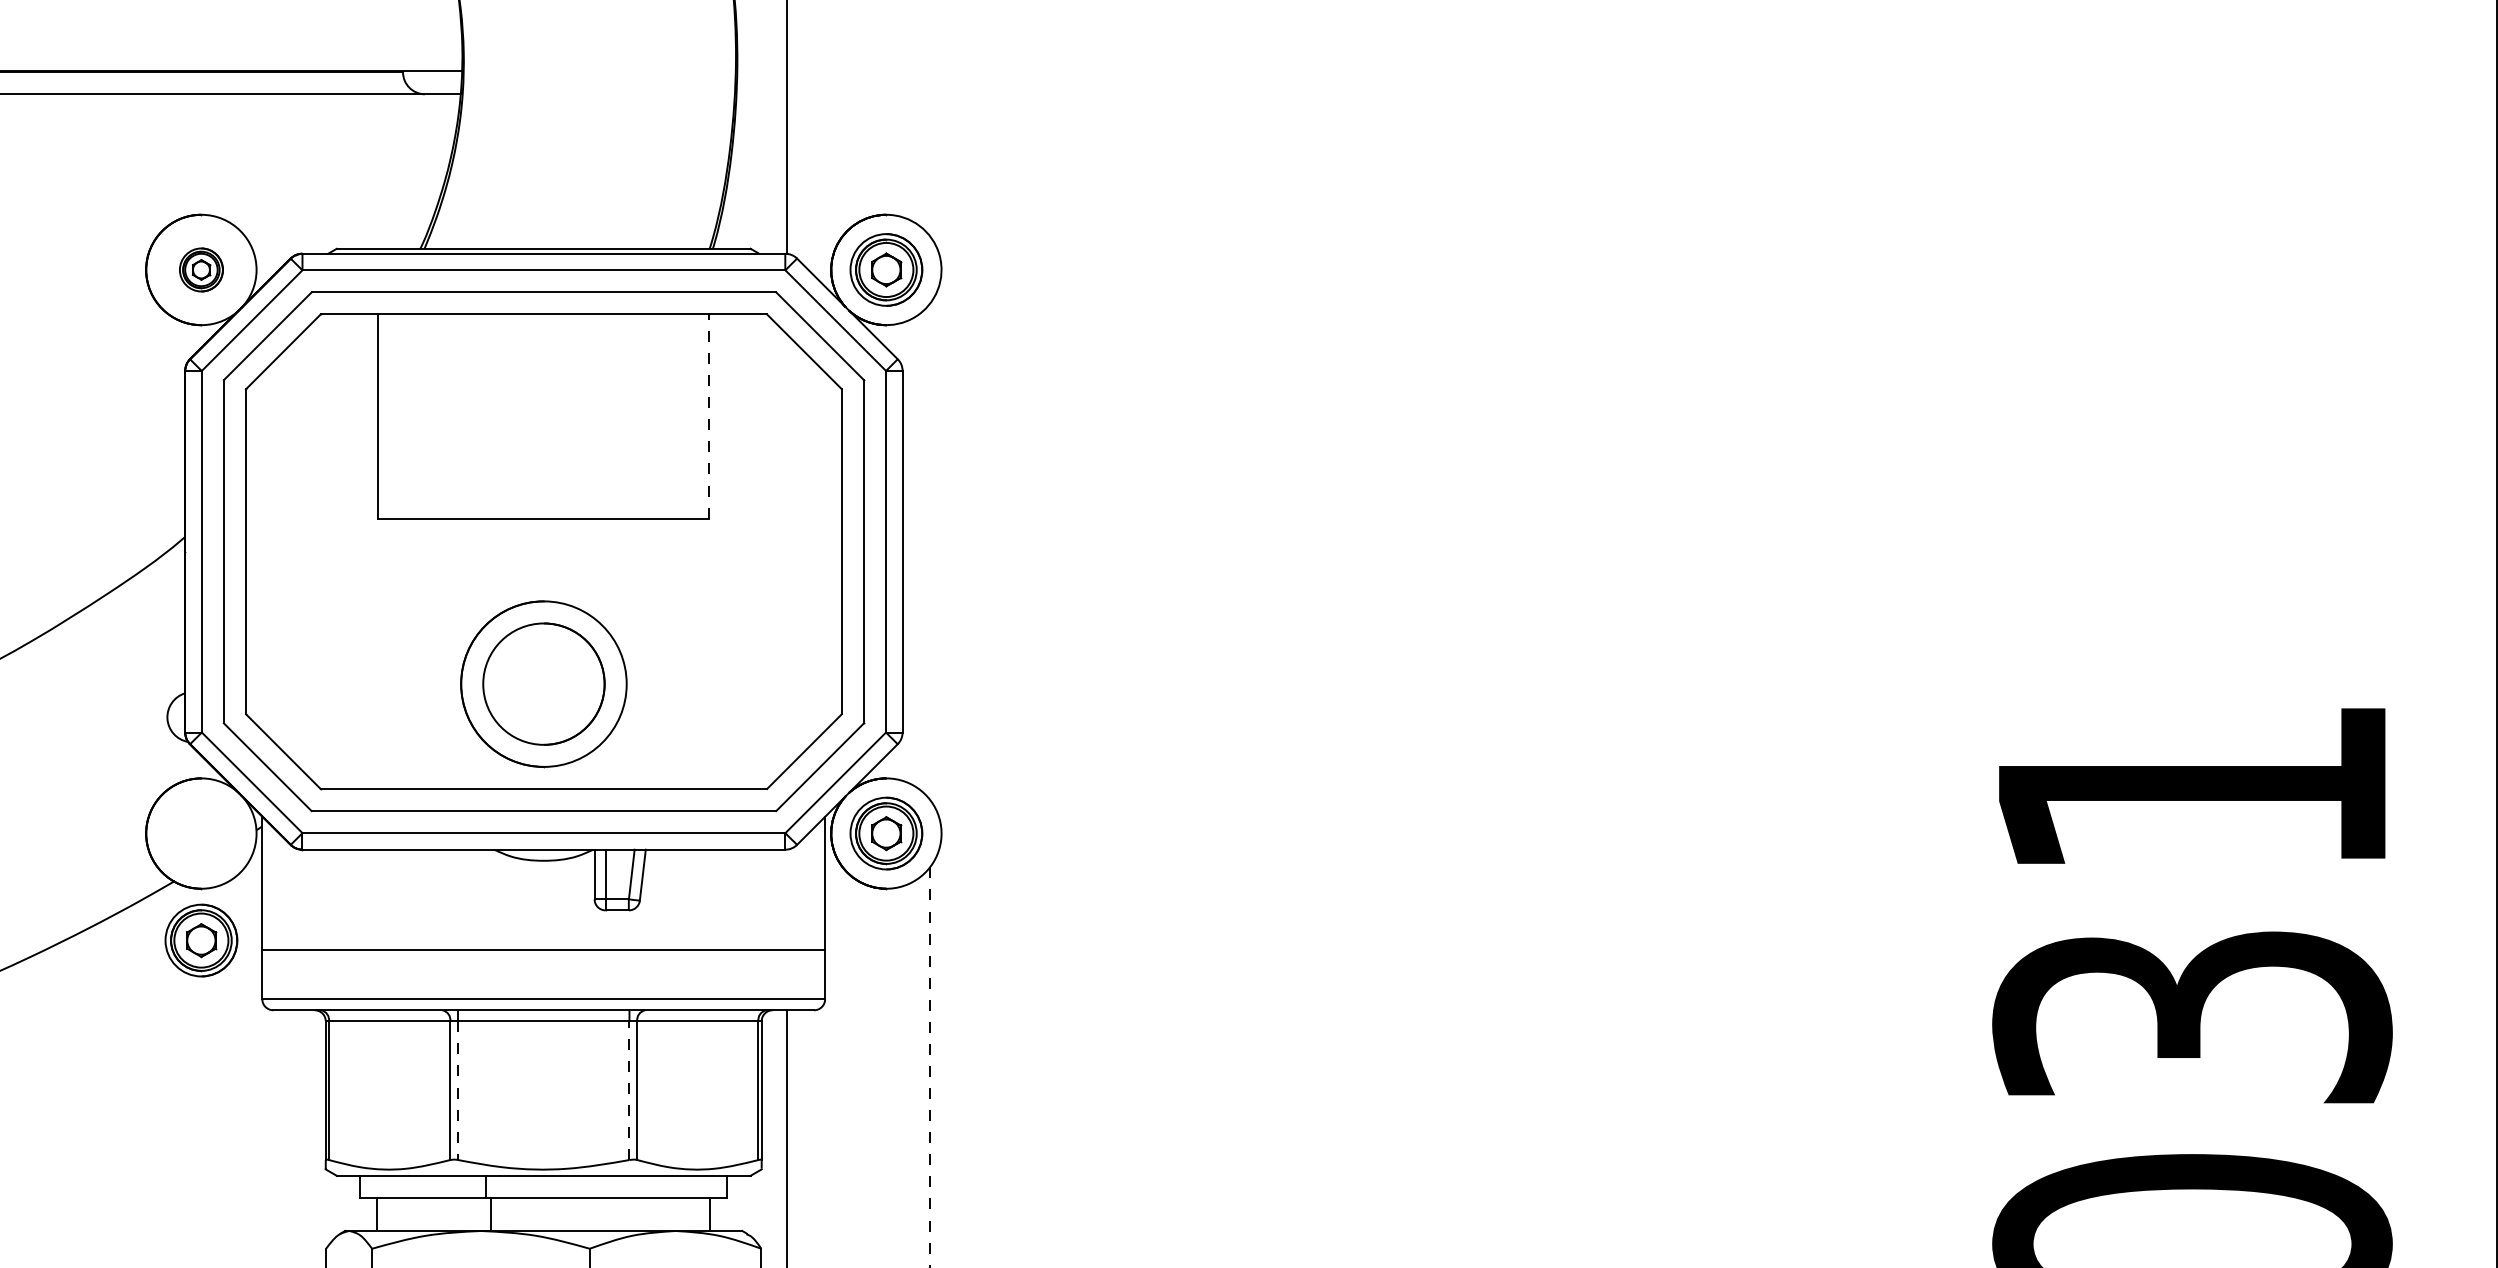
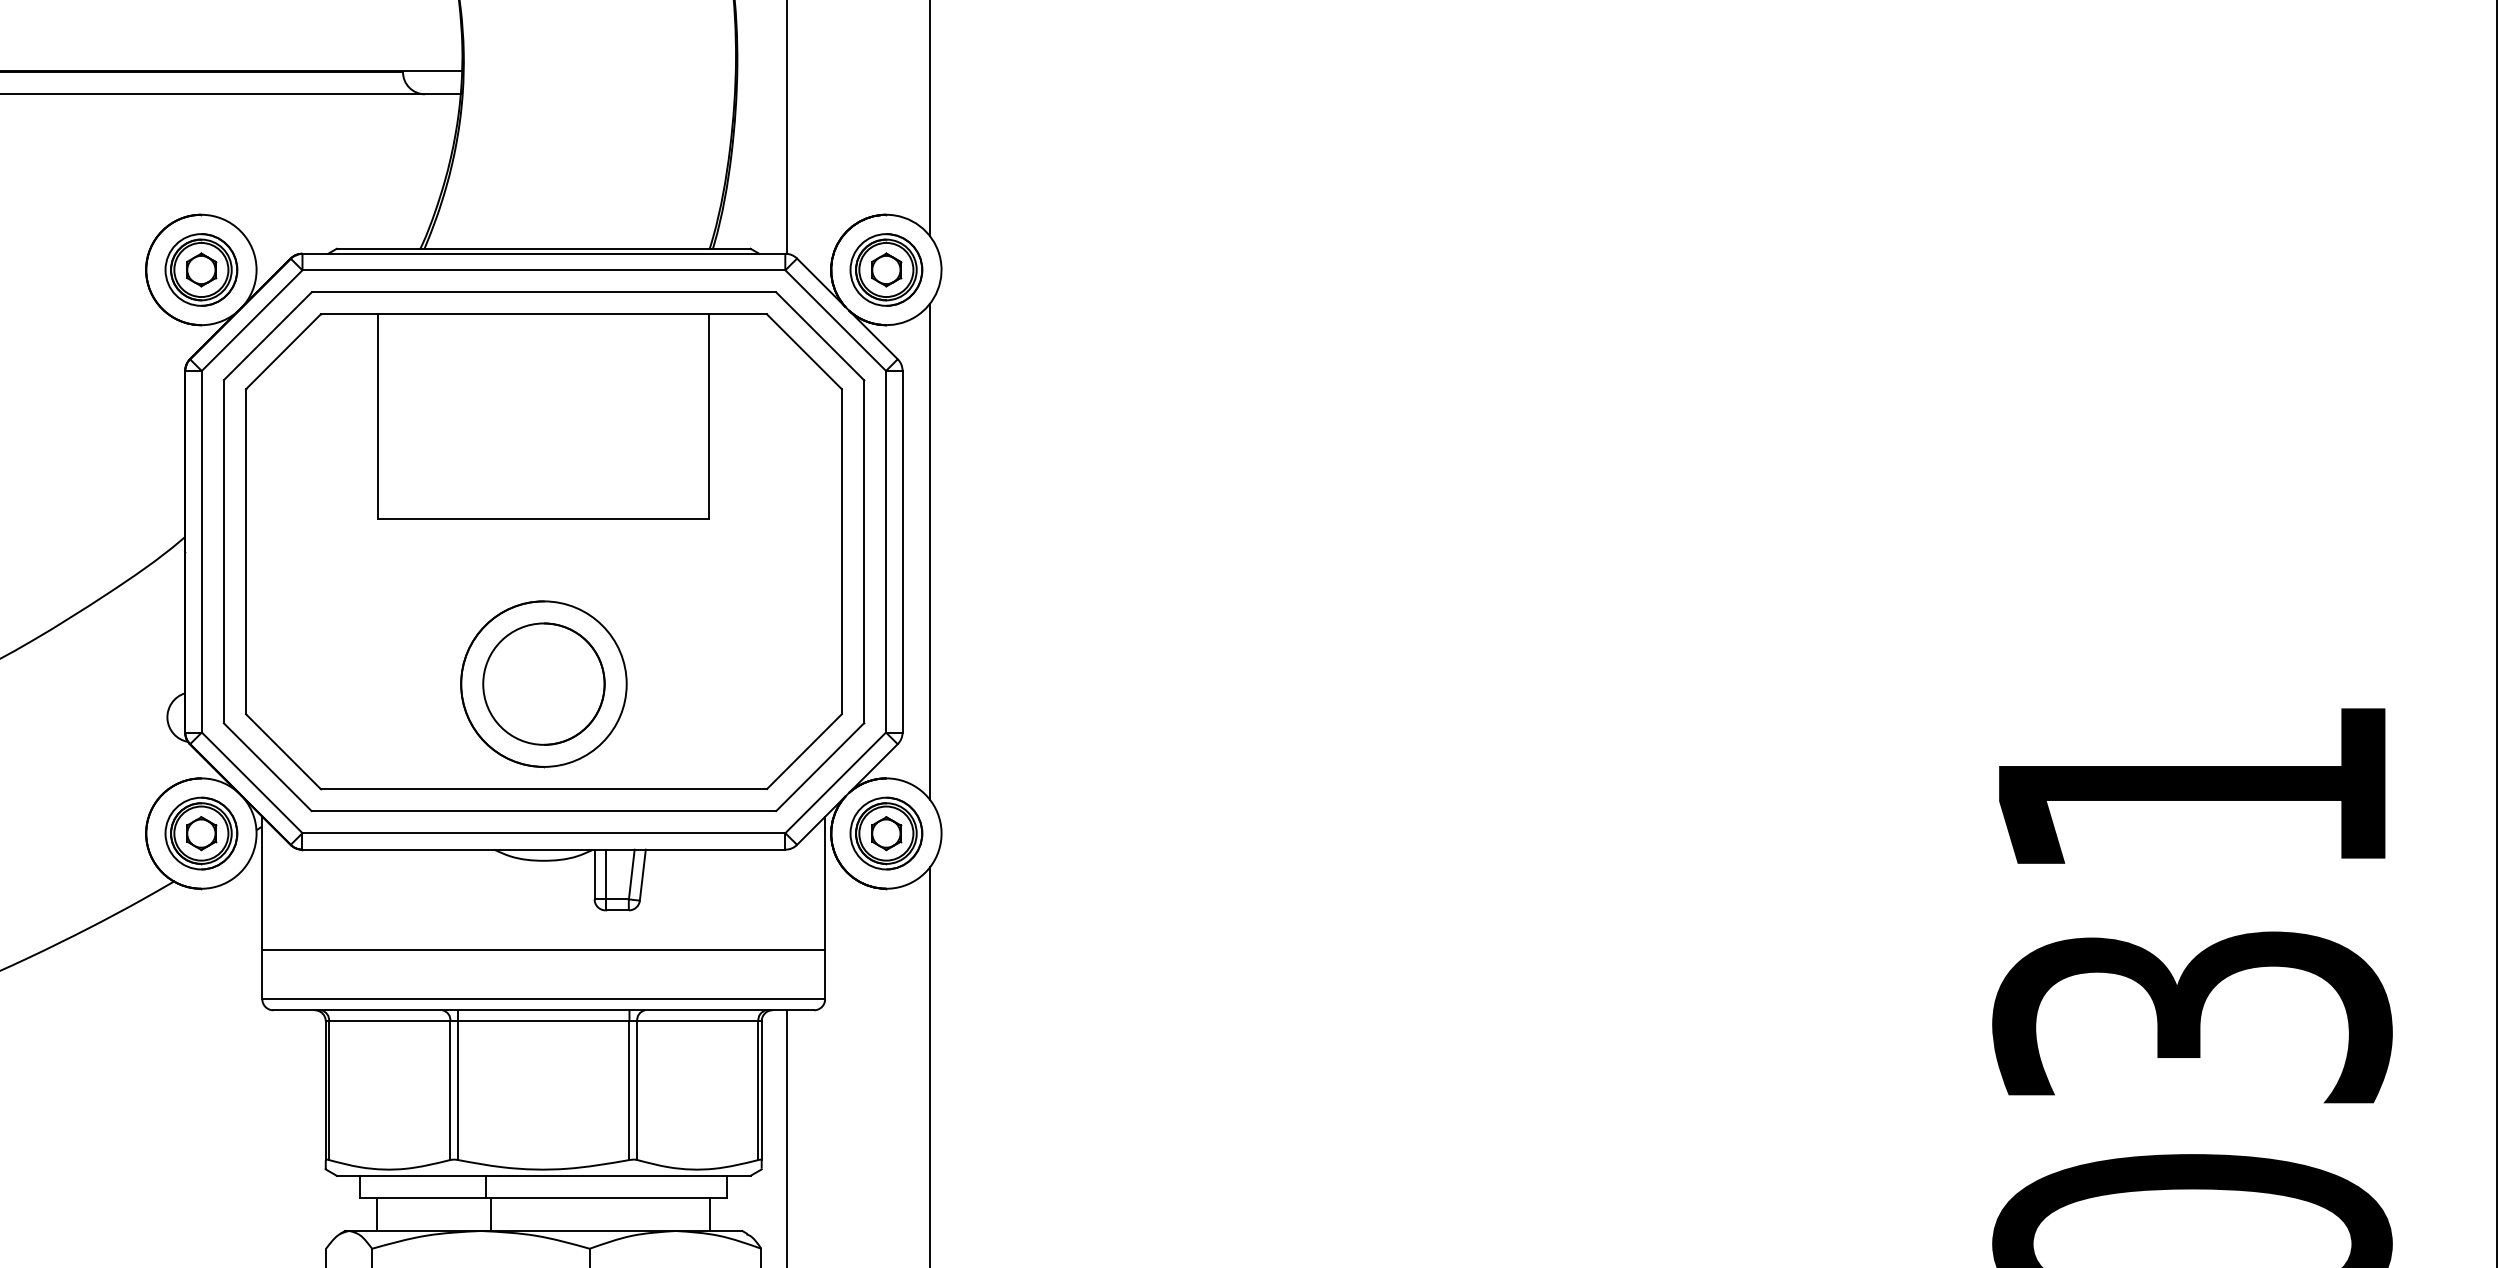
line: none -> present (929, 119)
part size: 45x46 px -> 75x74 px (201, 269)
line: dashed -> solid (709, 416)
line: none -> present (929, 551)
part position: (201, 940) -> (201, 833) (201, 833)
line: dashed -> solid (929, 1067)
line: dashed -> solid (629, 1090)
line: dashed -> solid (458, 1091)
